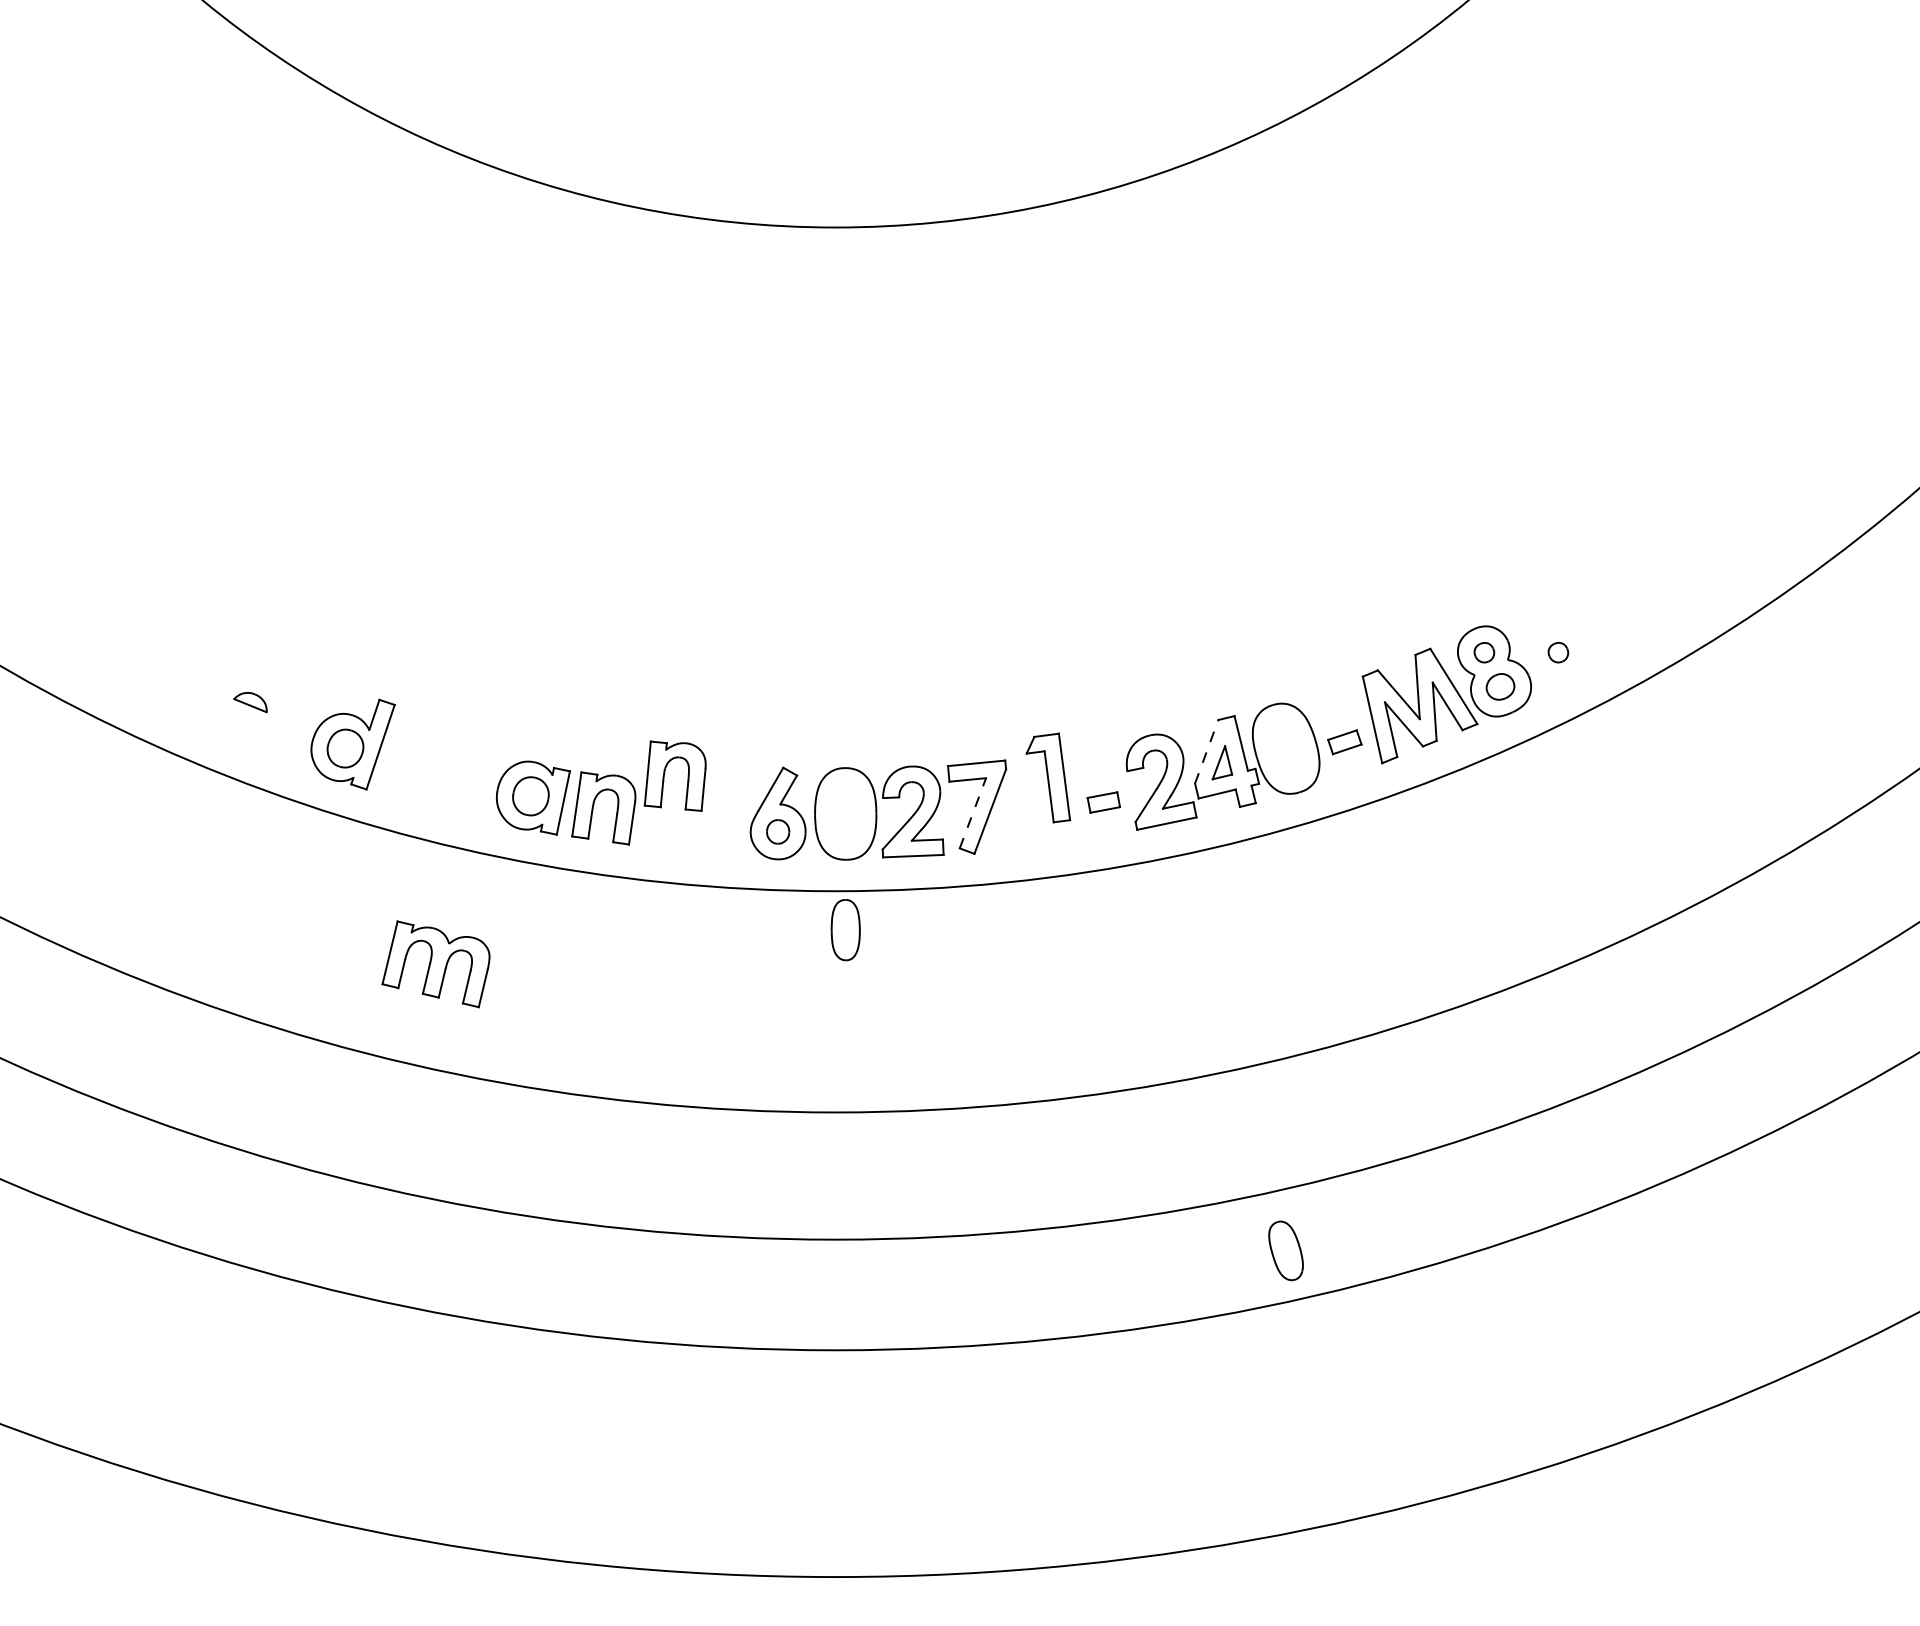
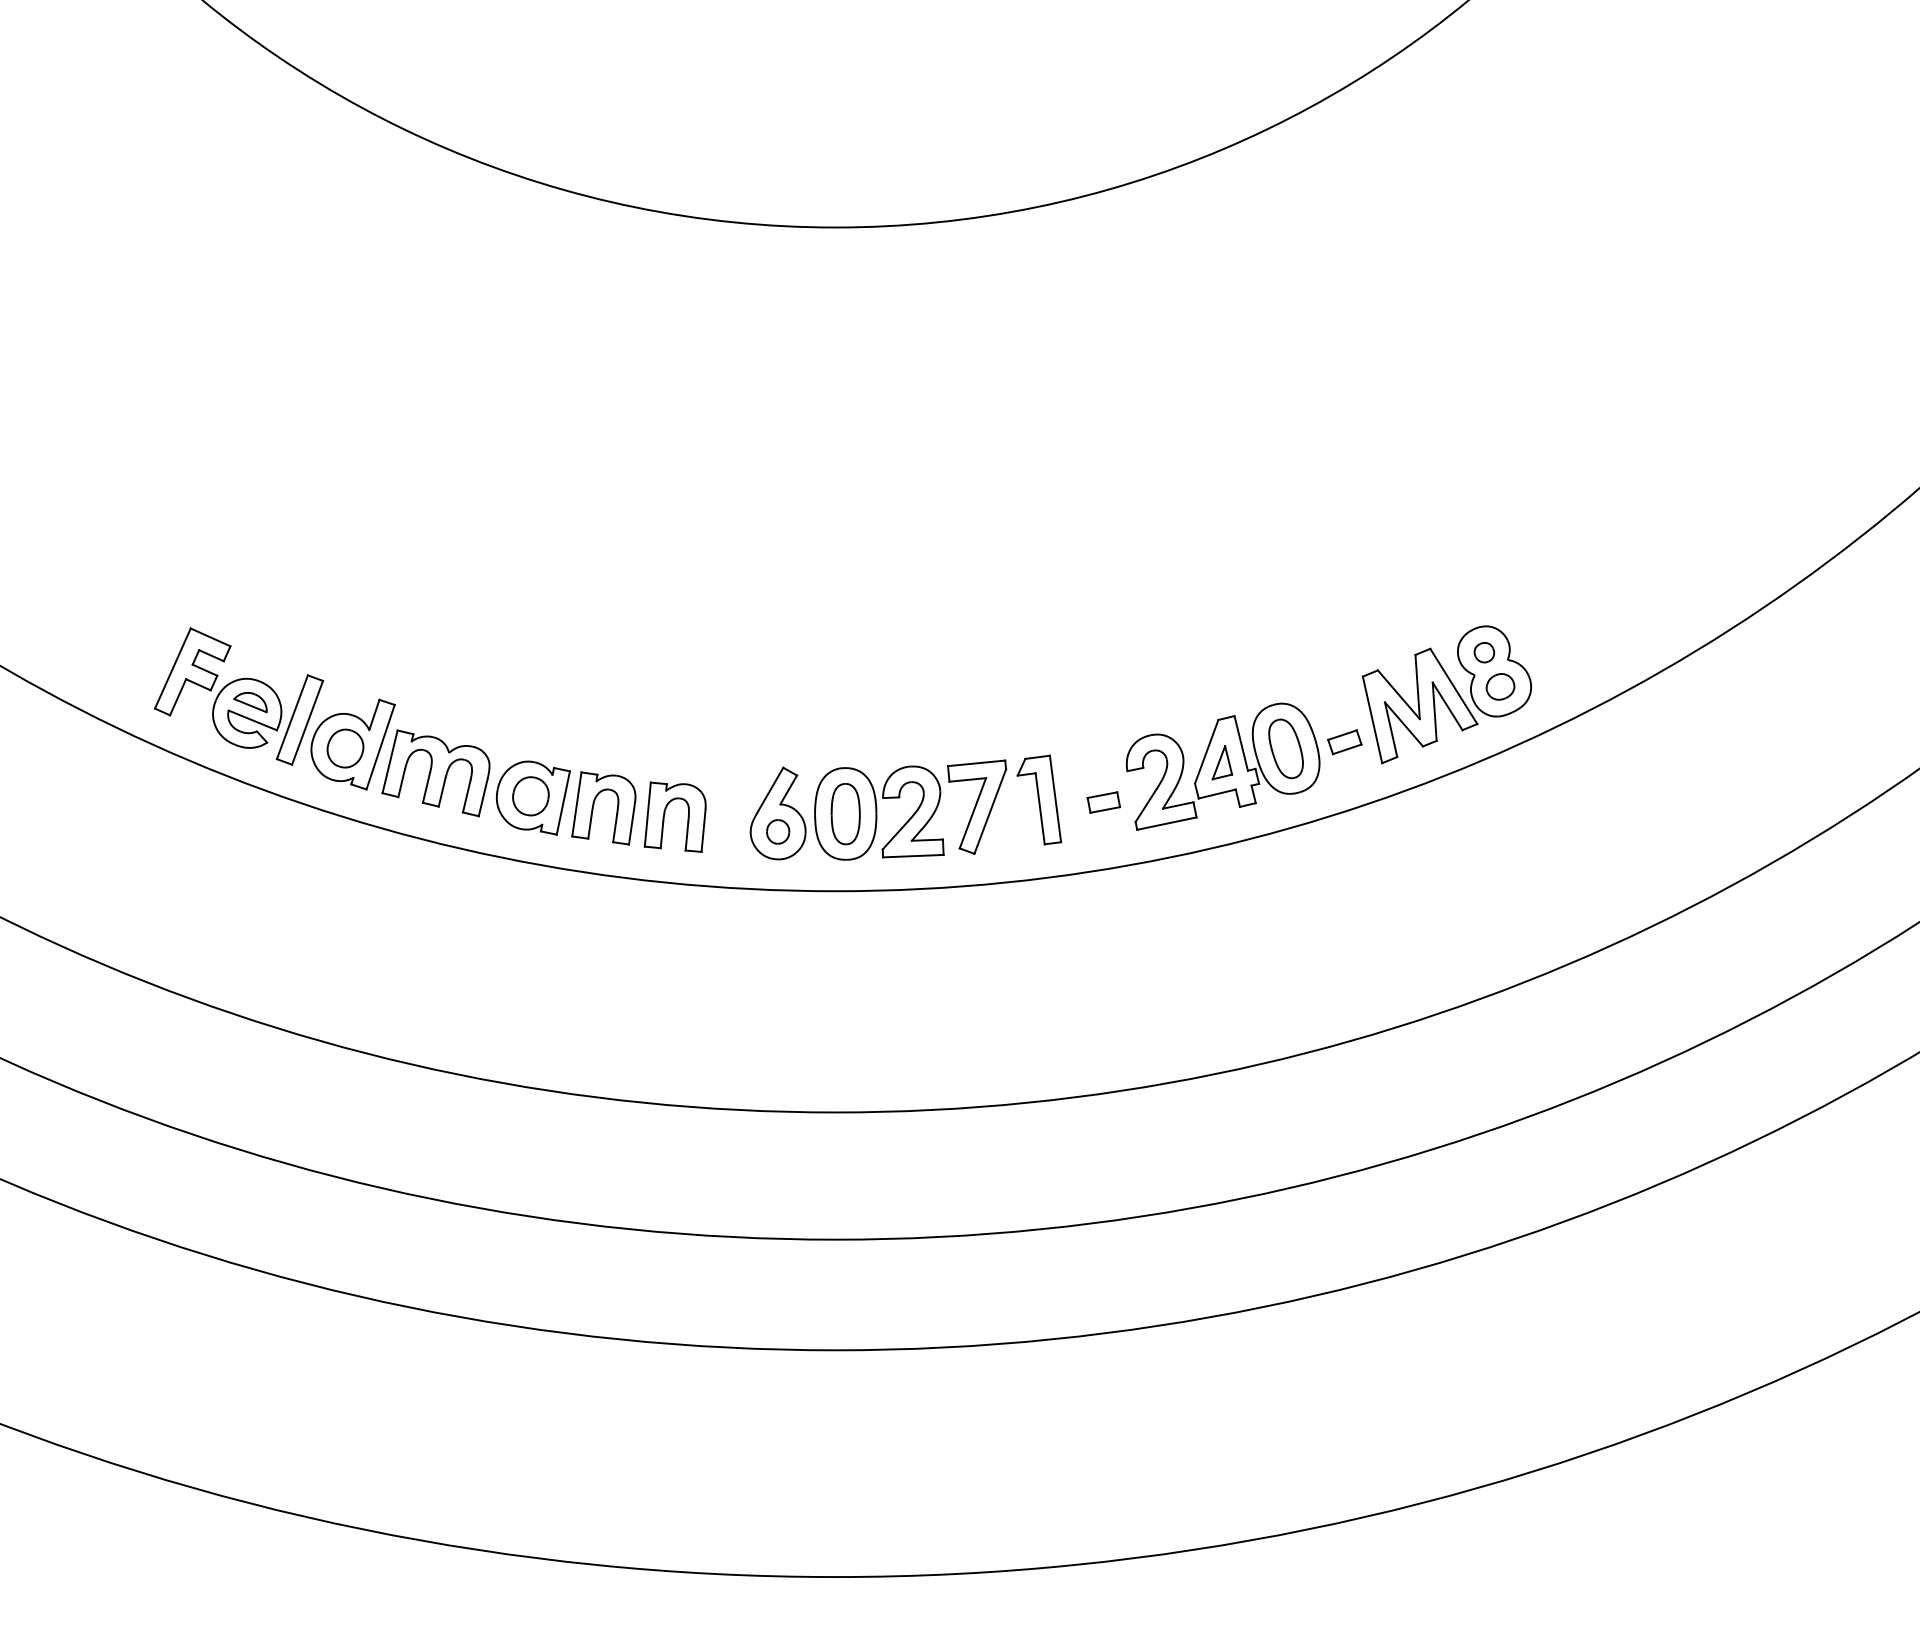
part: present -> none (1558, 652)
part: none -> present (239, 696)
line: dashed -> solid (1206, 751)
part position: (665, 773) -> (665, 814) (665, 814)
part position: (1048, 777) -> (1039, 799) (1039, 799)
line: dashed -> solid (972, 813)
part position: (845, 930) -> (845, 814) (845, 814)
part position: (435, 964) -> (435, 773) (435, 773)
part position: (1285, 1250) -> (1285, 748) (1285, 748)
